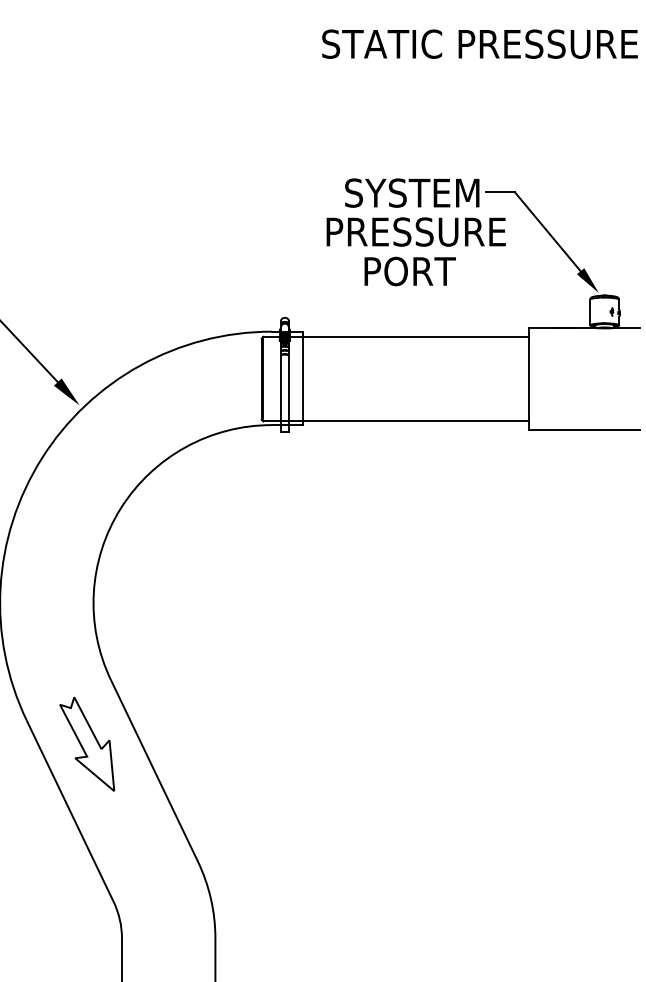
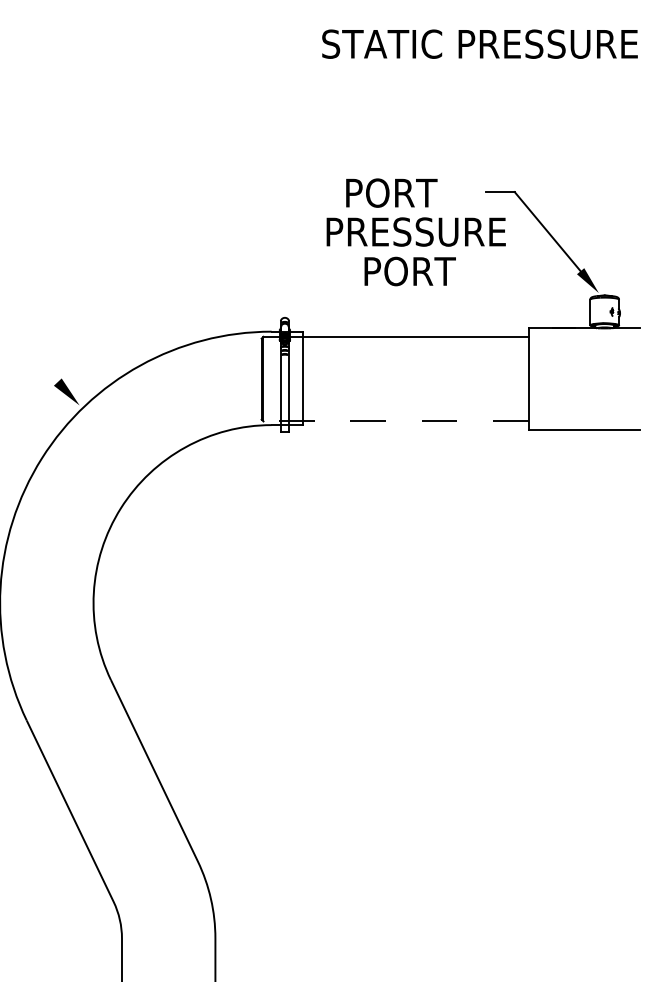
text: SYSTEM -> PORT (412, 192)
line: present -> none (29, 352)
line: solid -> dashed (395, 421)
part: present -> none (87, 743)
